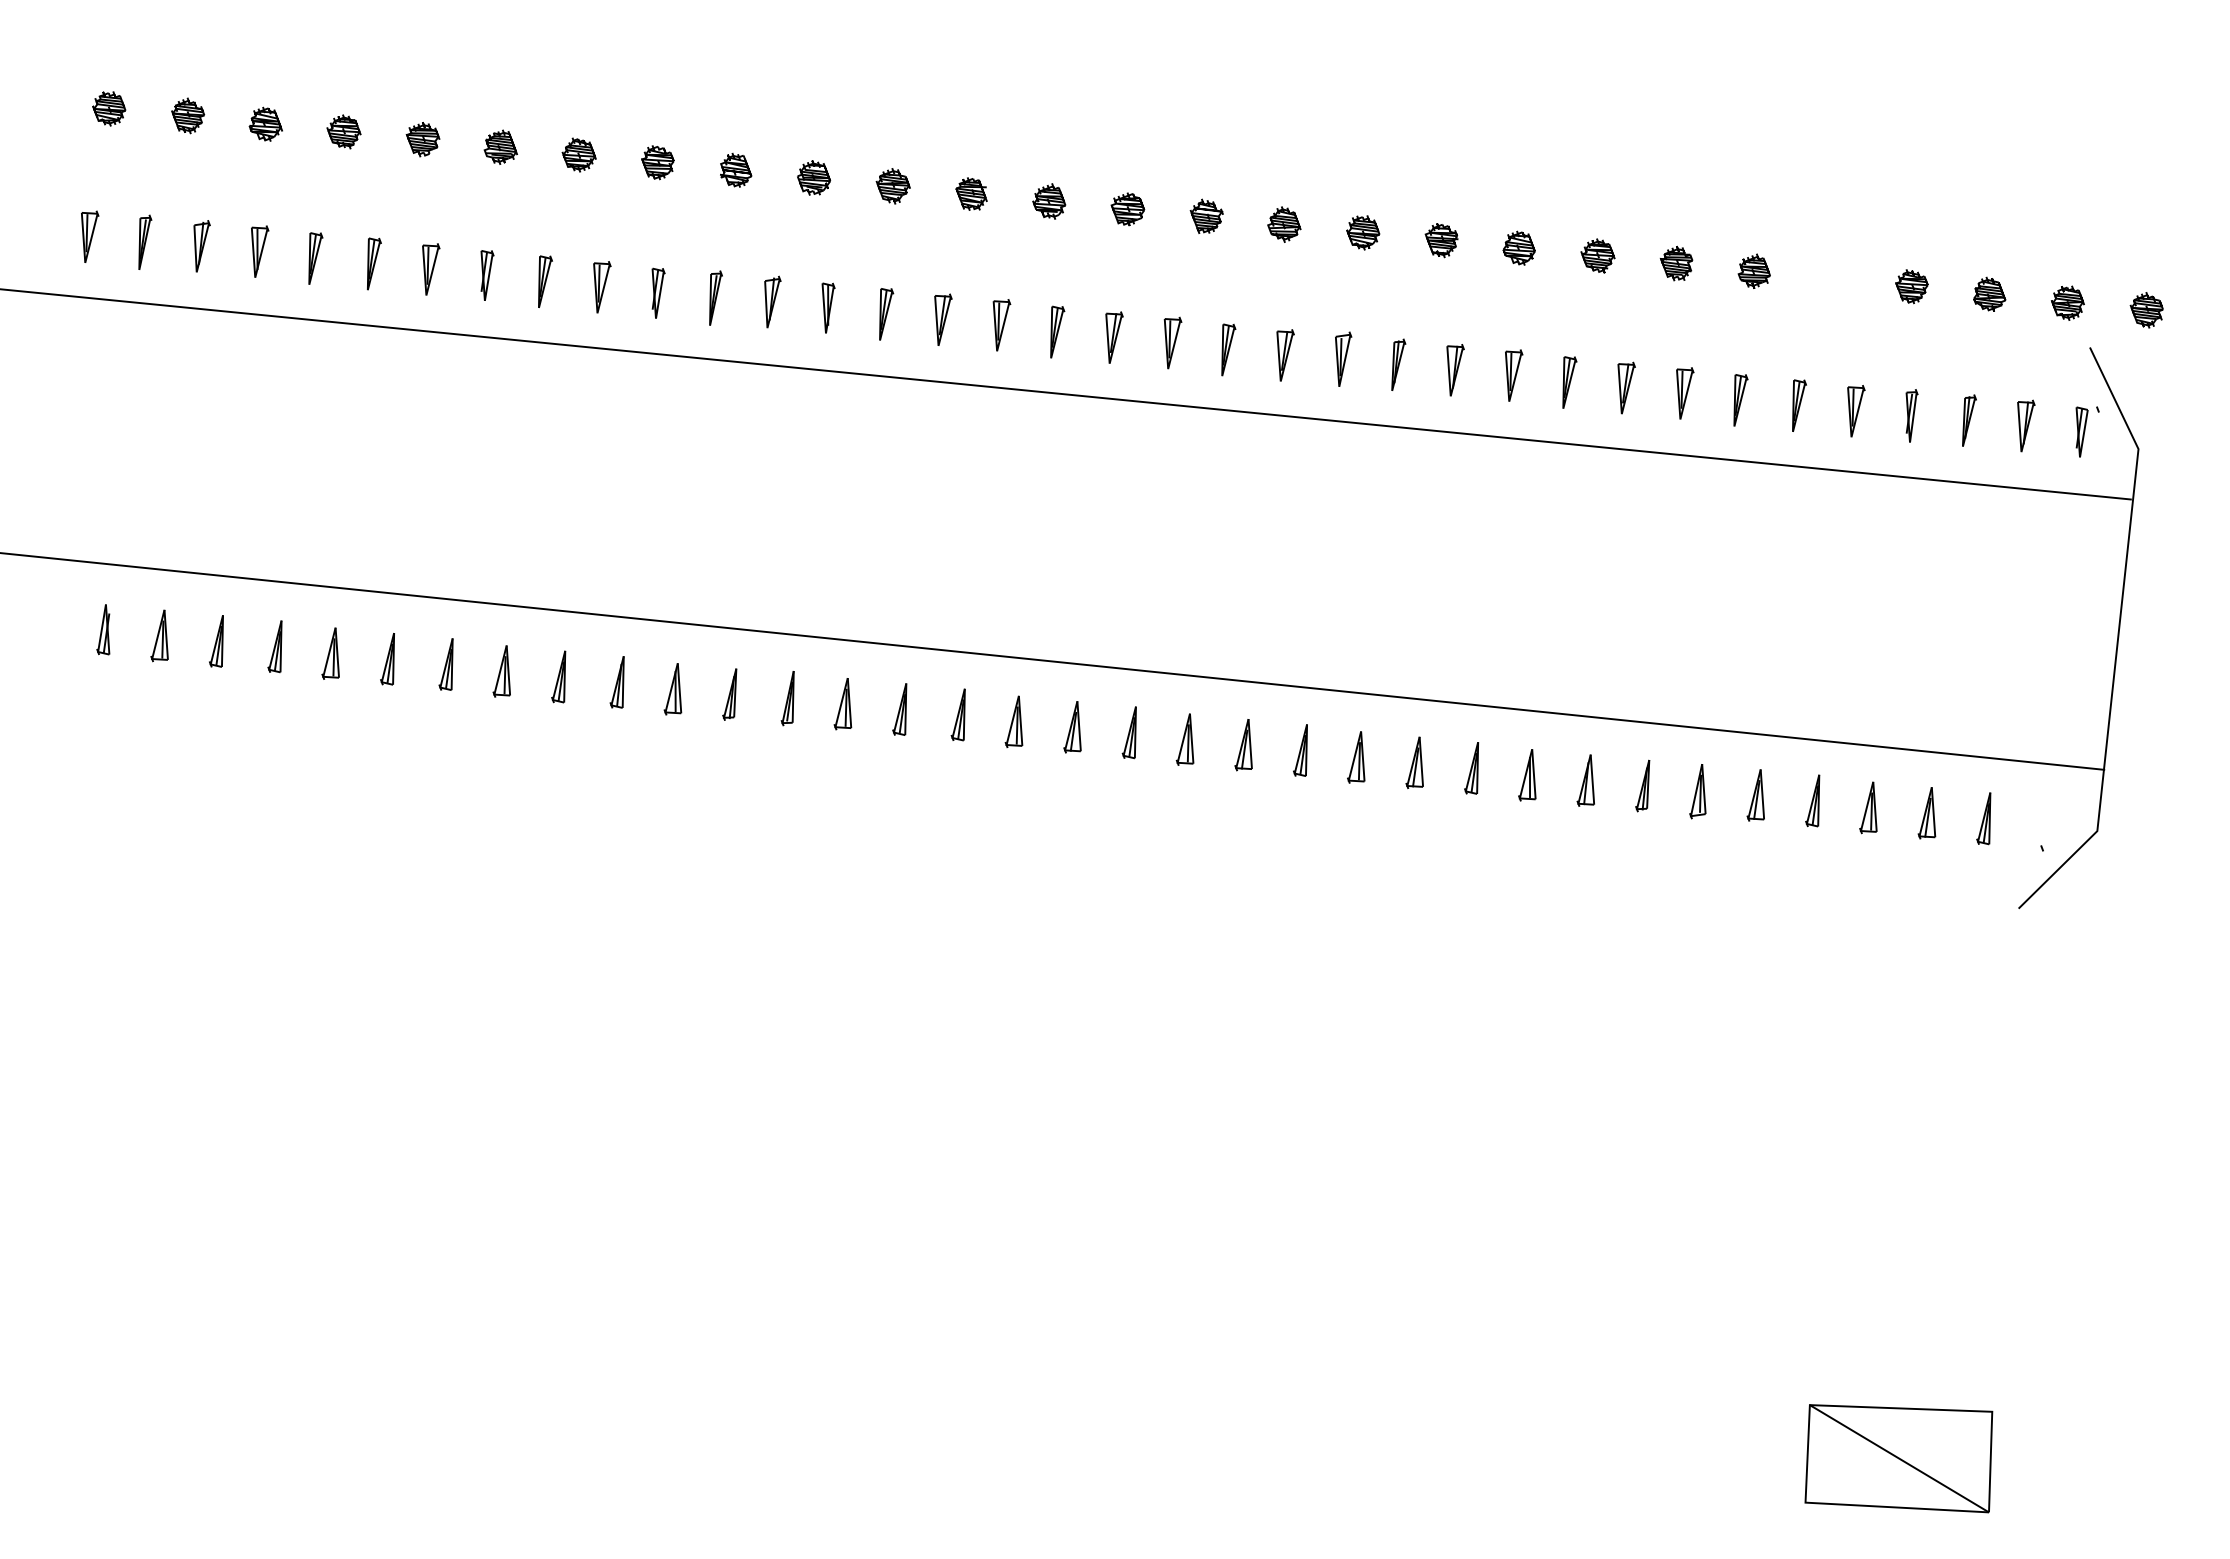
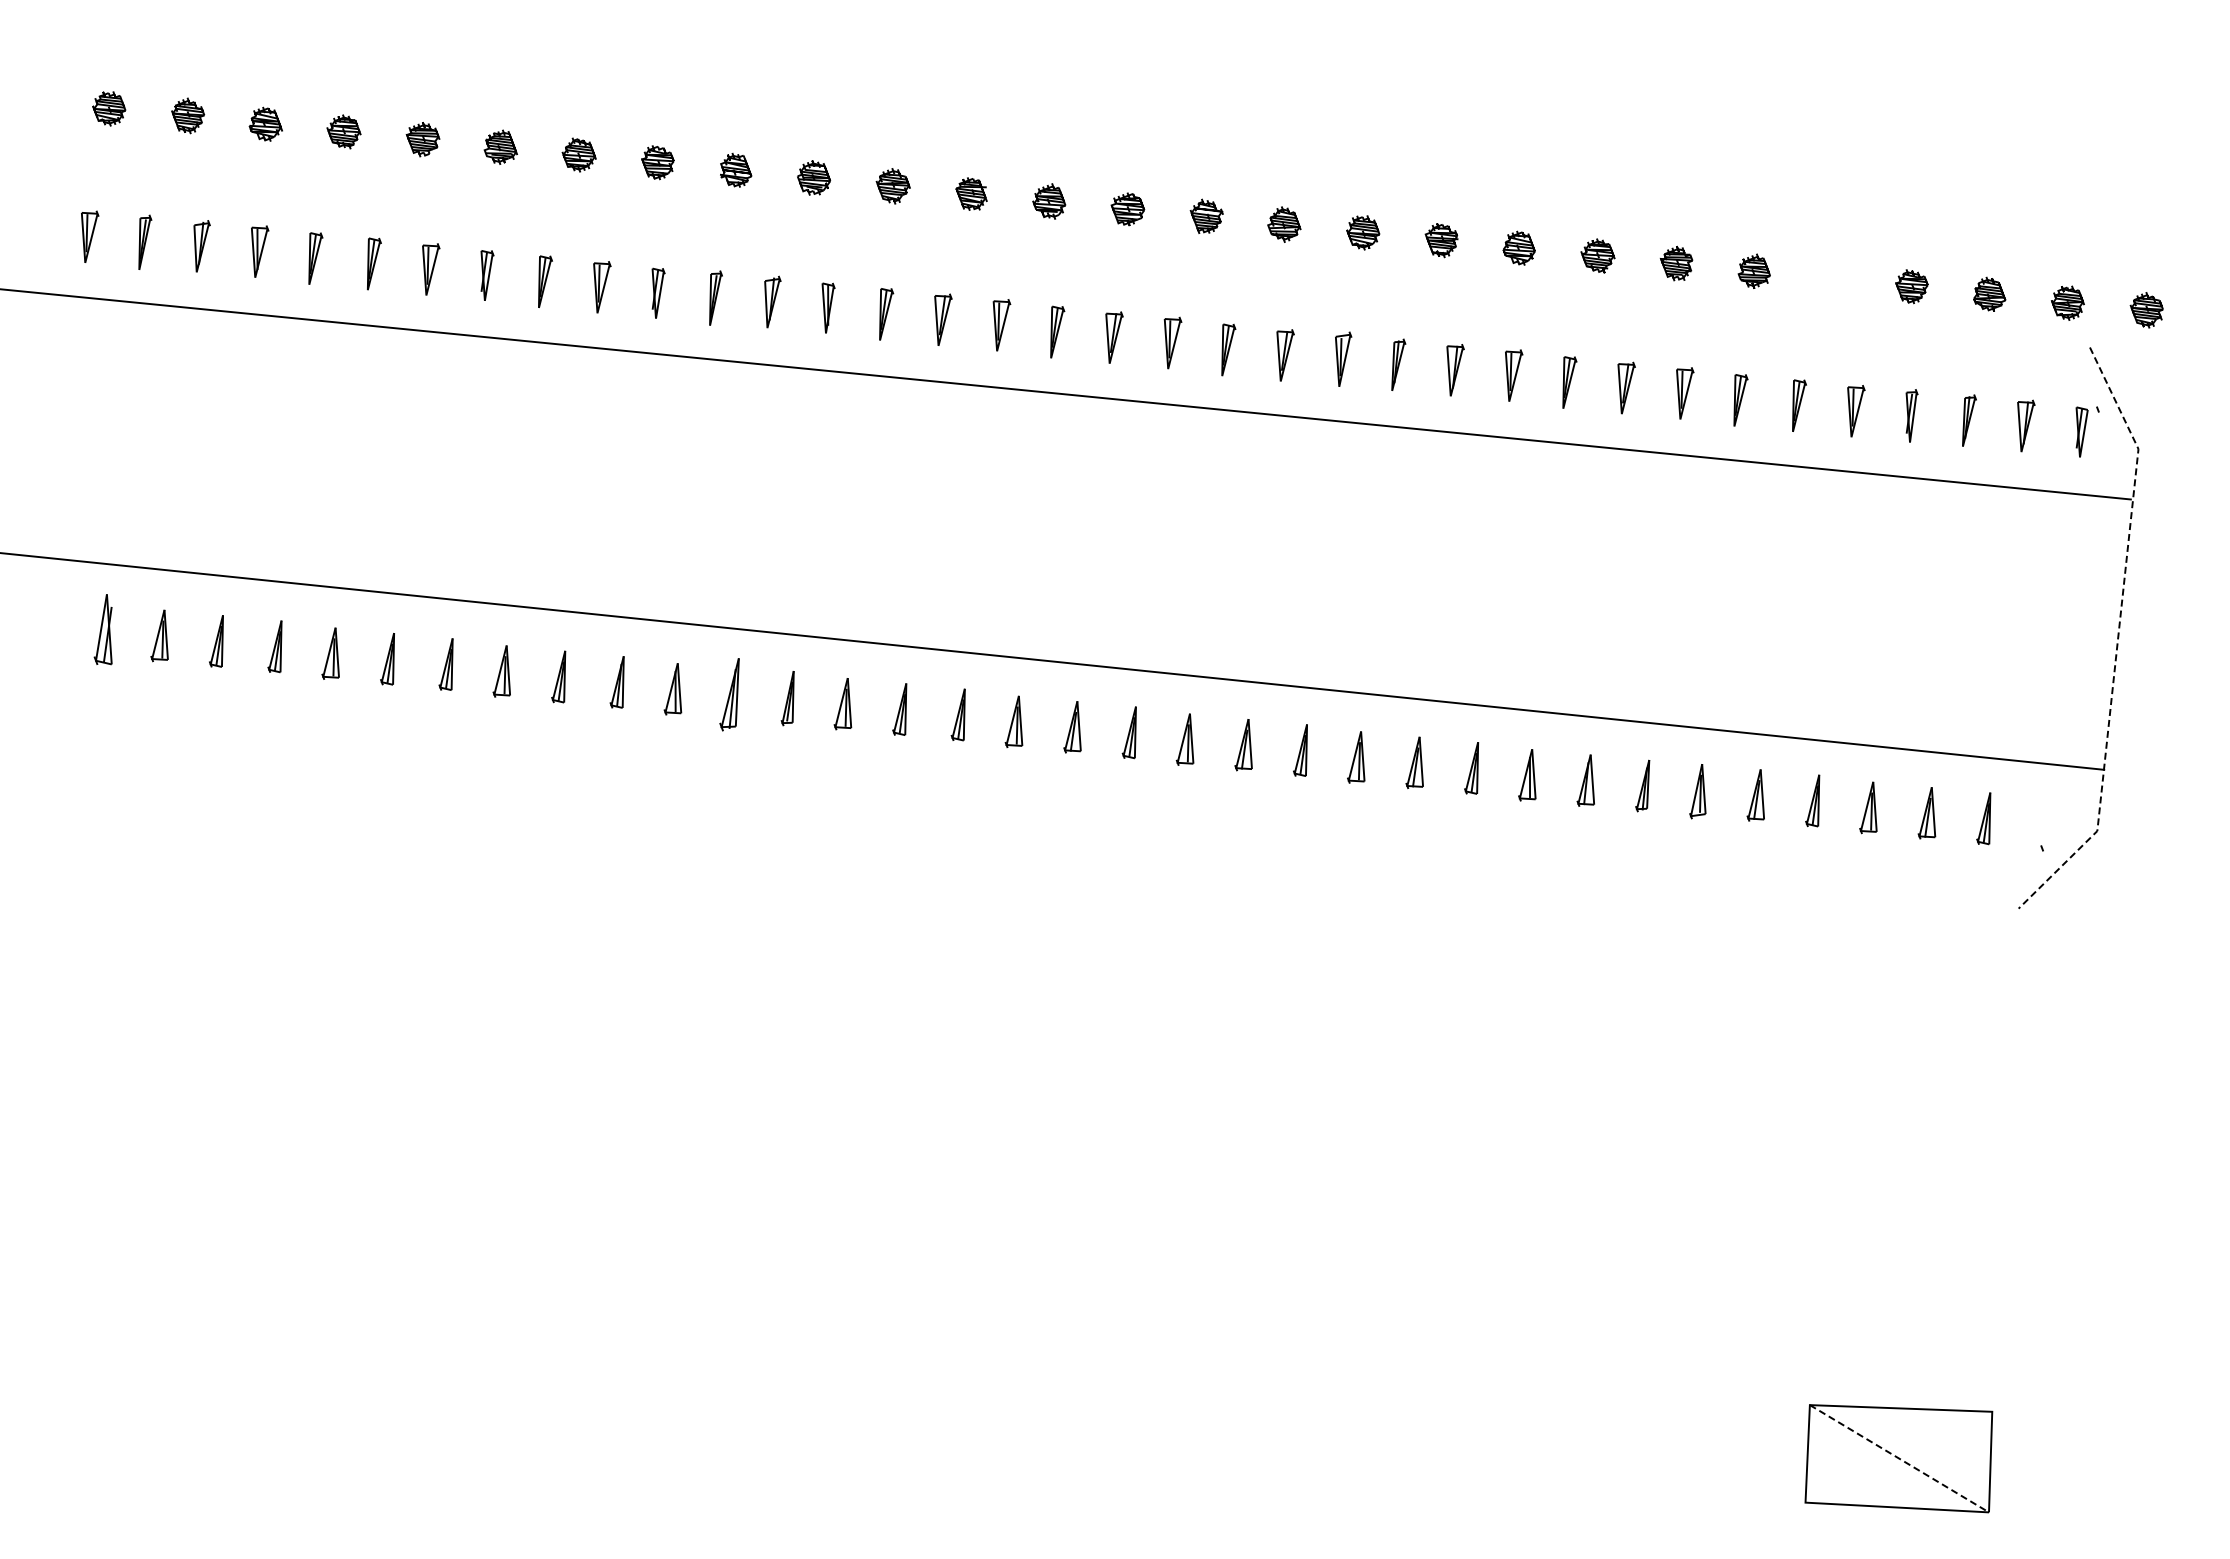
part size: 15x52 px -> 20x72 px (102, 629)
line: solid -> dashed (2117, 639)
part size: 16x53 px -> 21x74 px (729, 694)
line: solid -> dashed (1899, 1459)
